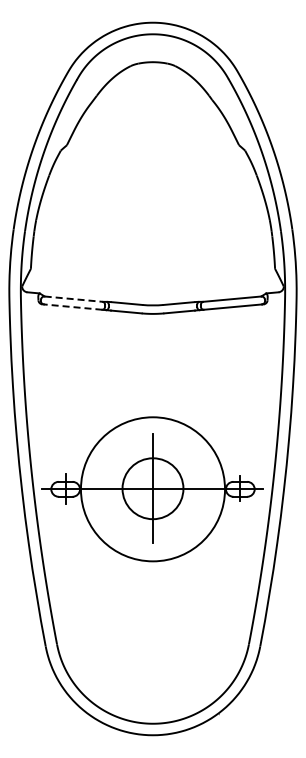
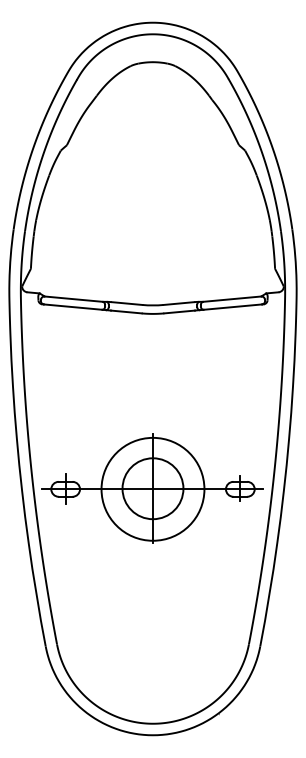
line: dashed -> solid (74, 299)
line: dashed -> solid (72, 307)
circle diameter: 144 px -> 103 px (152, 488)
